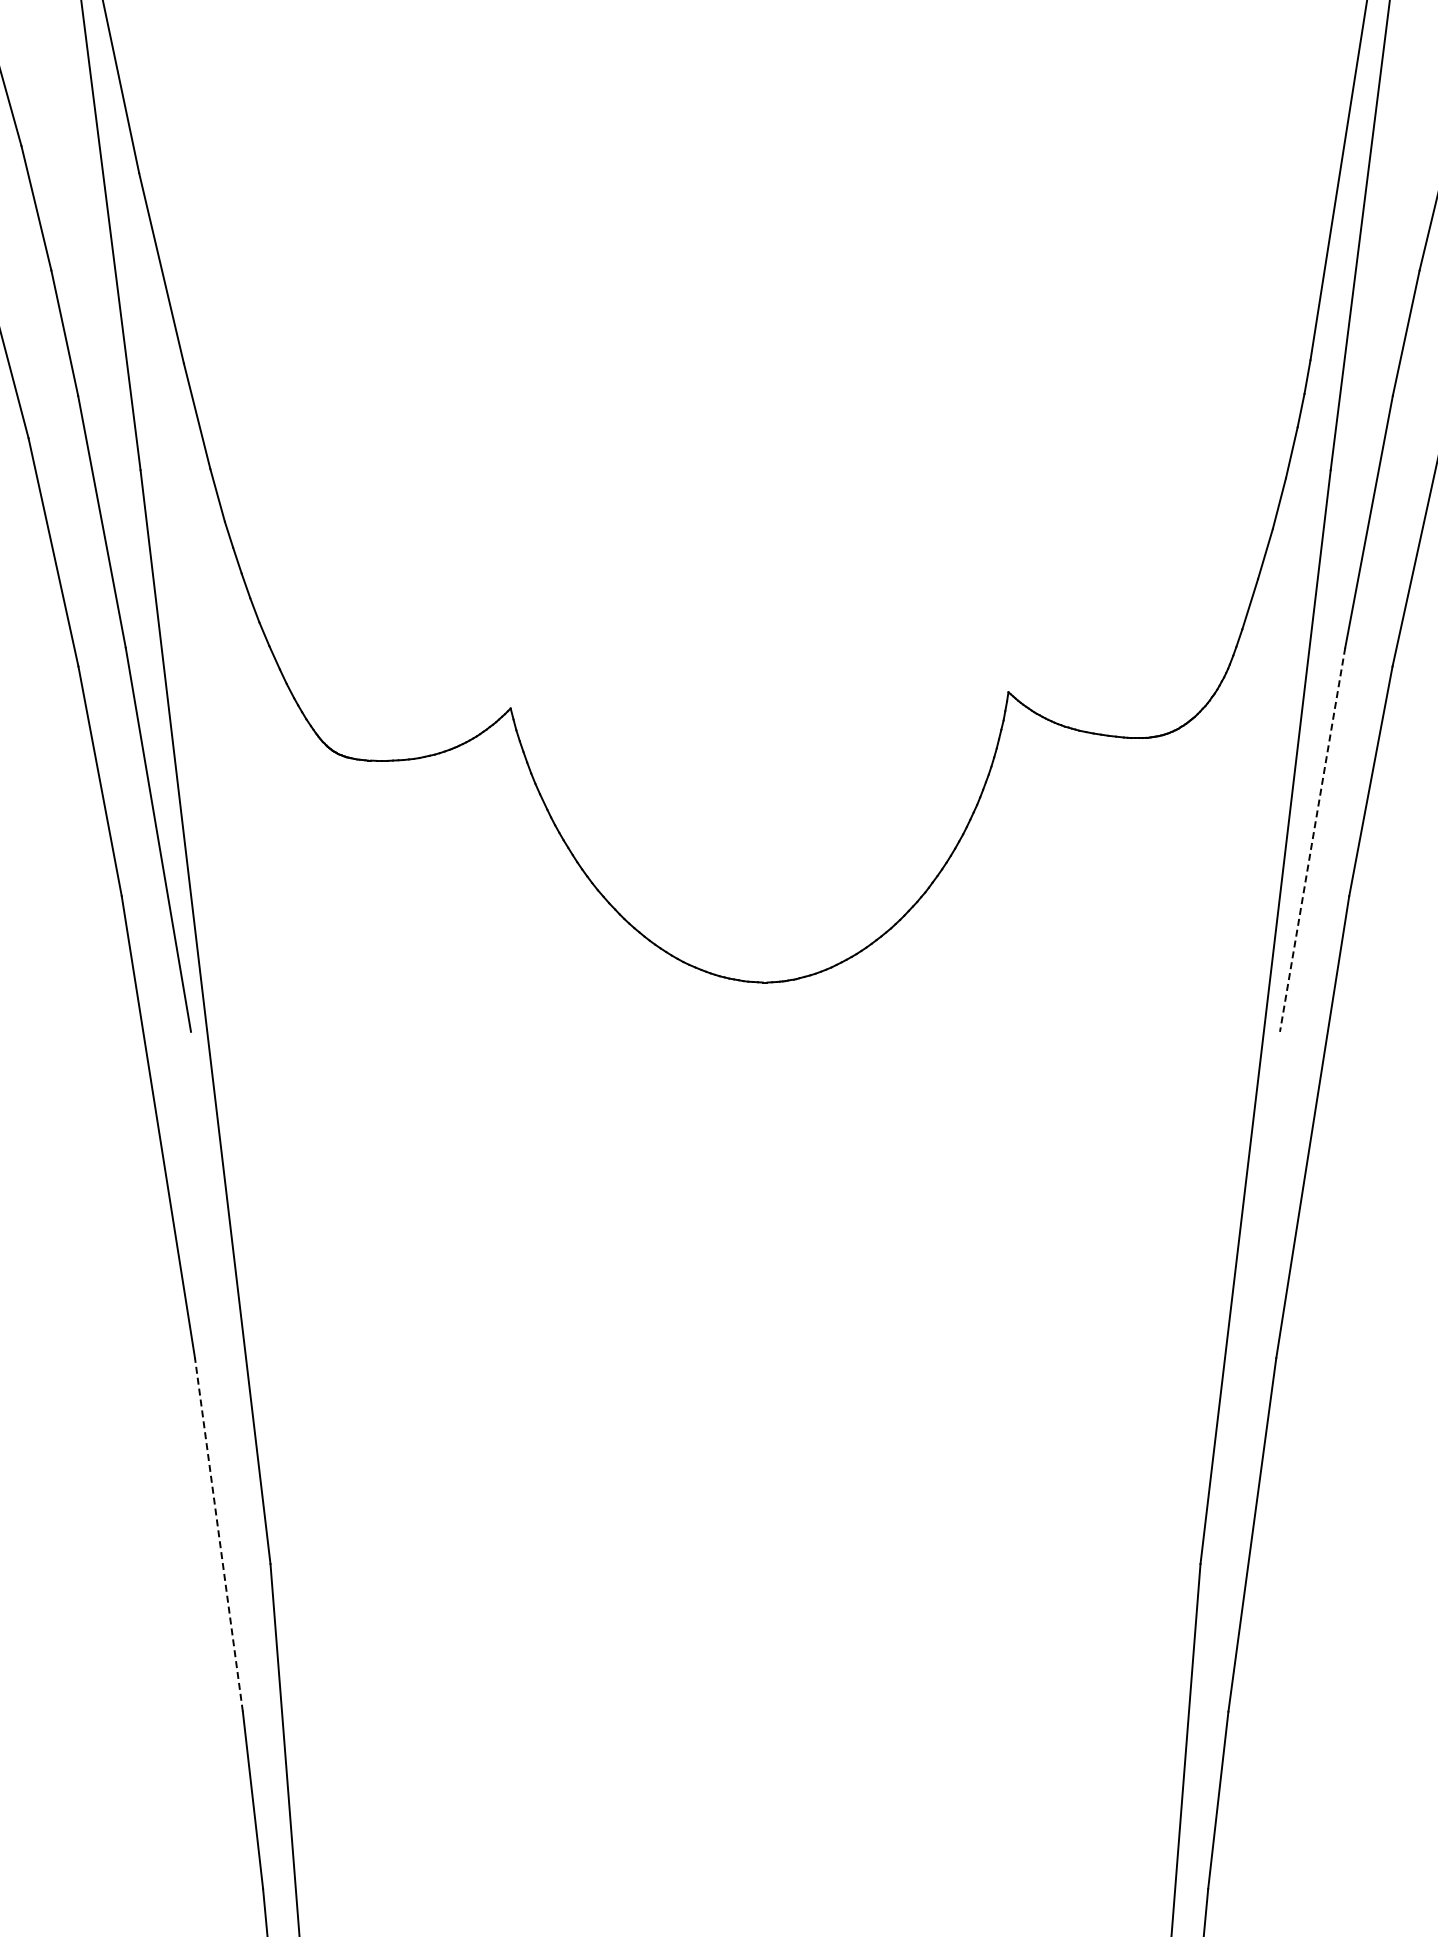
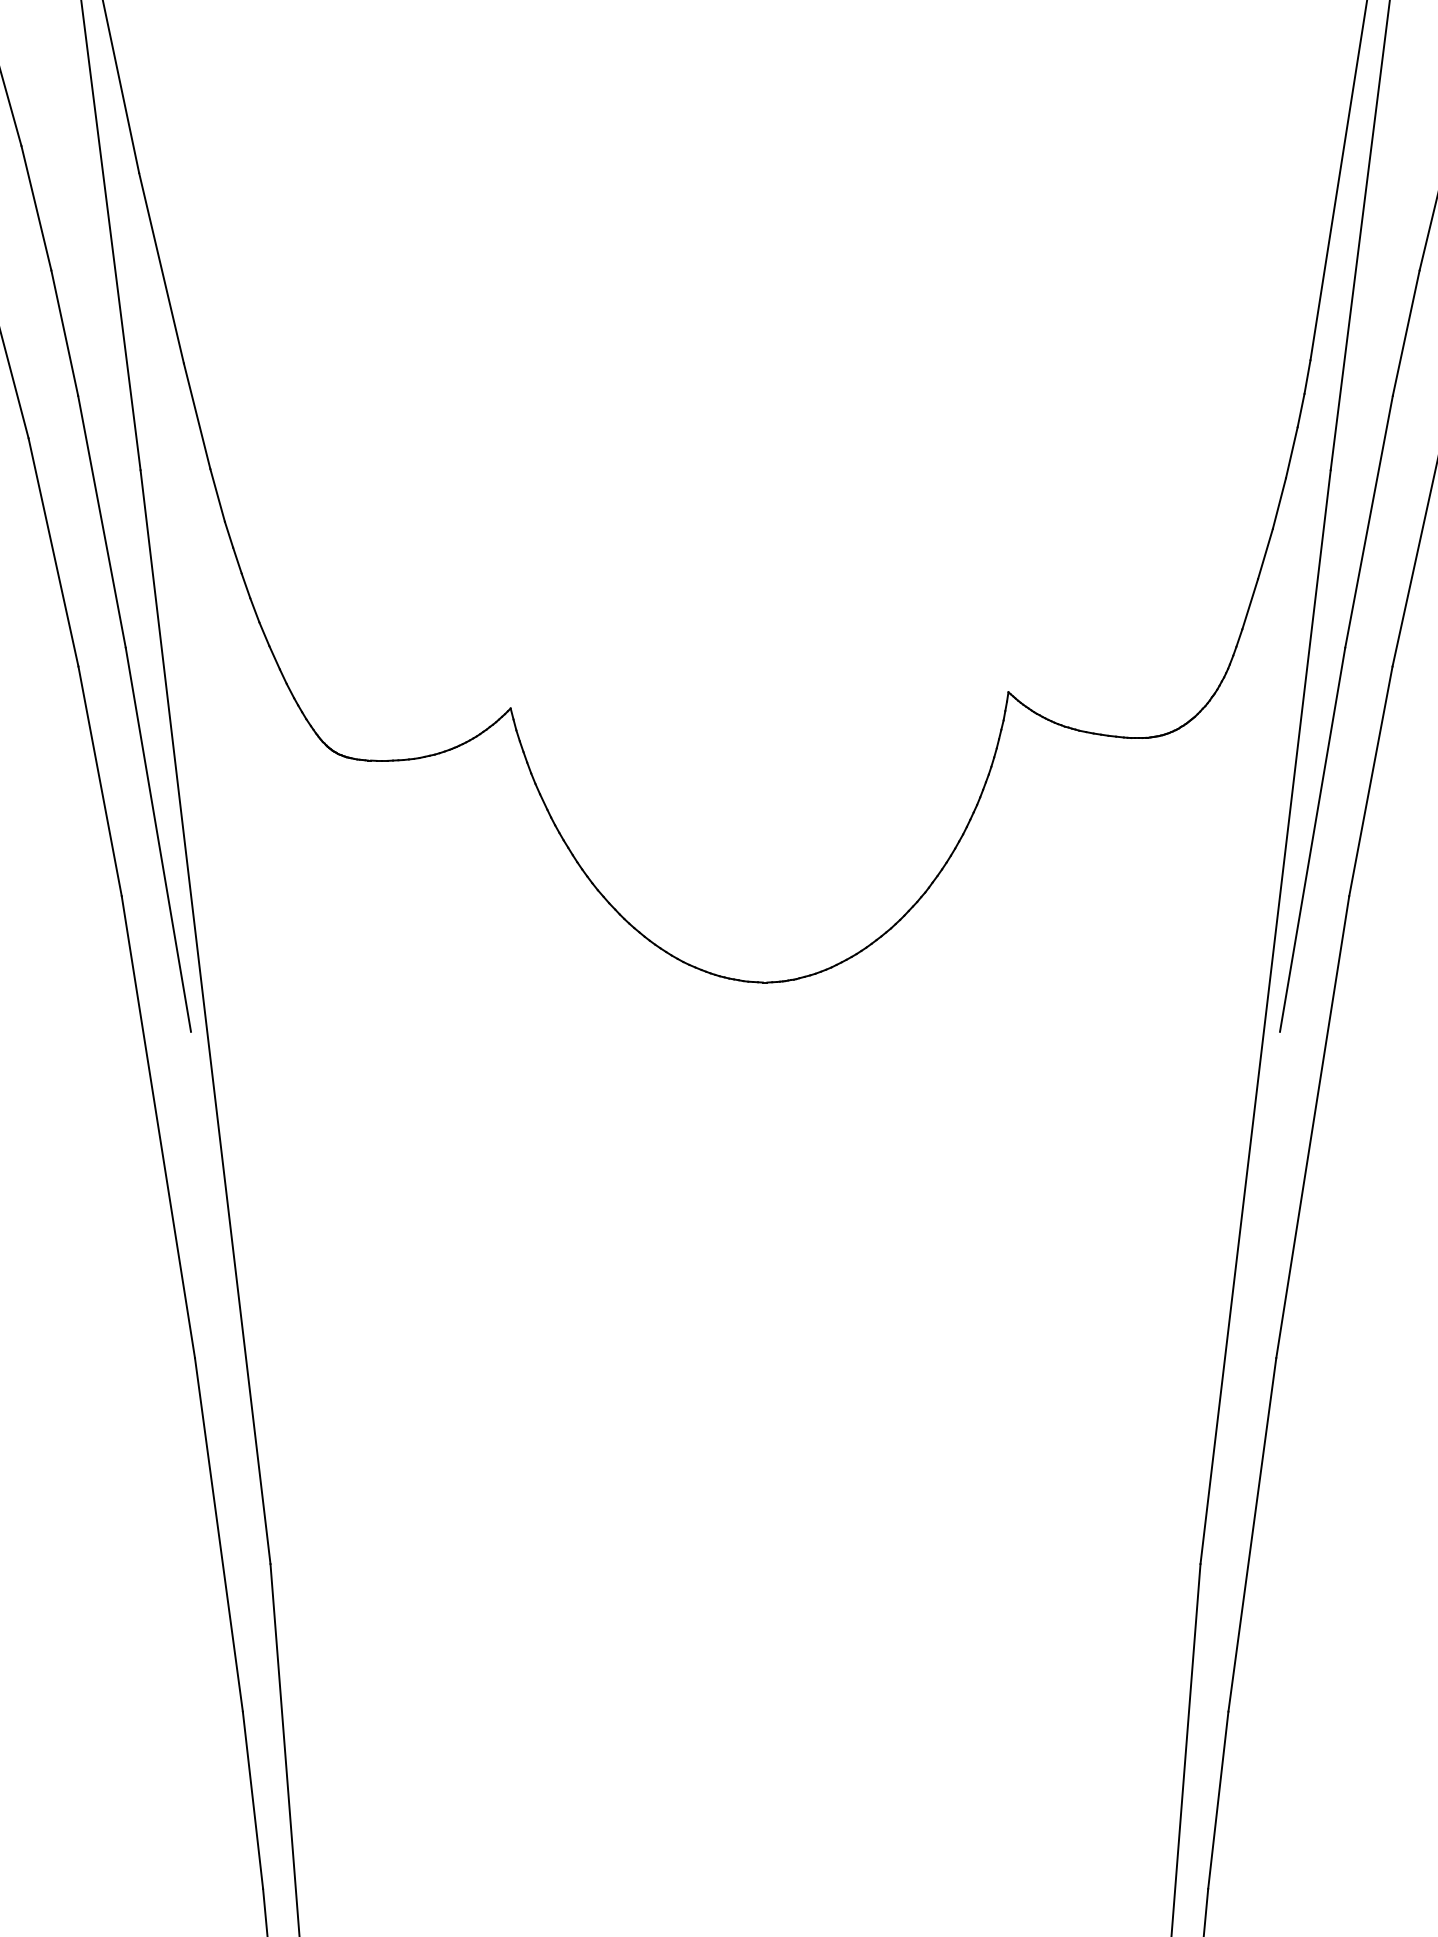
line: dashed -> solid (1312, 839)
line: dashed -> solid (218, 1534)
